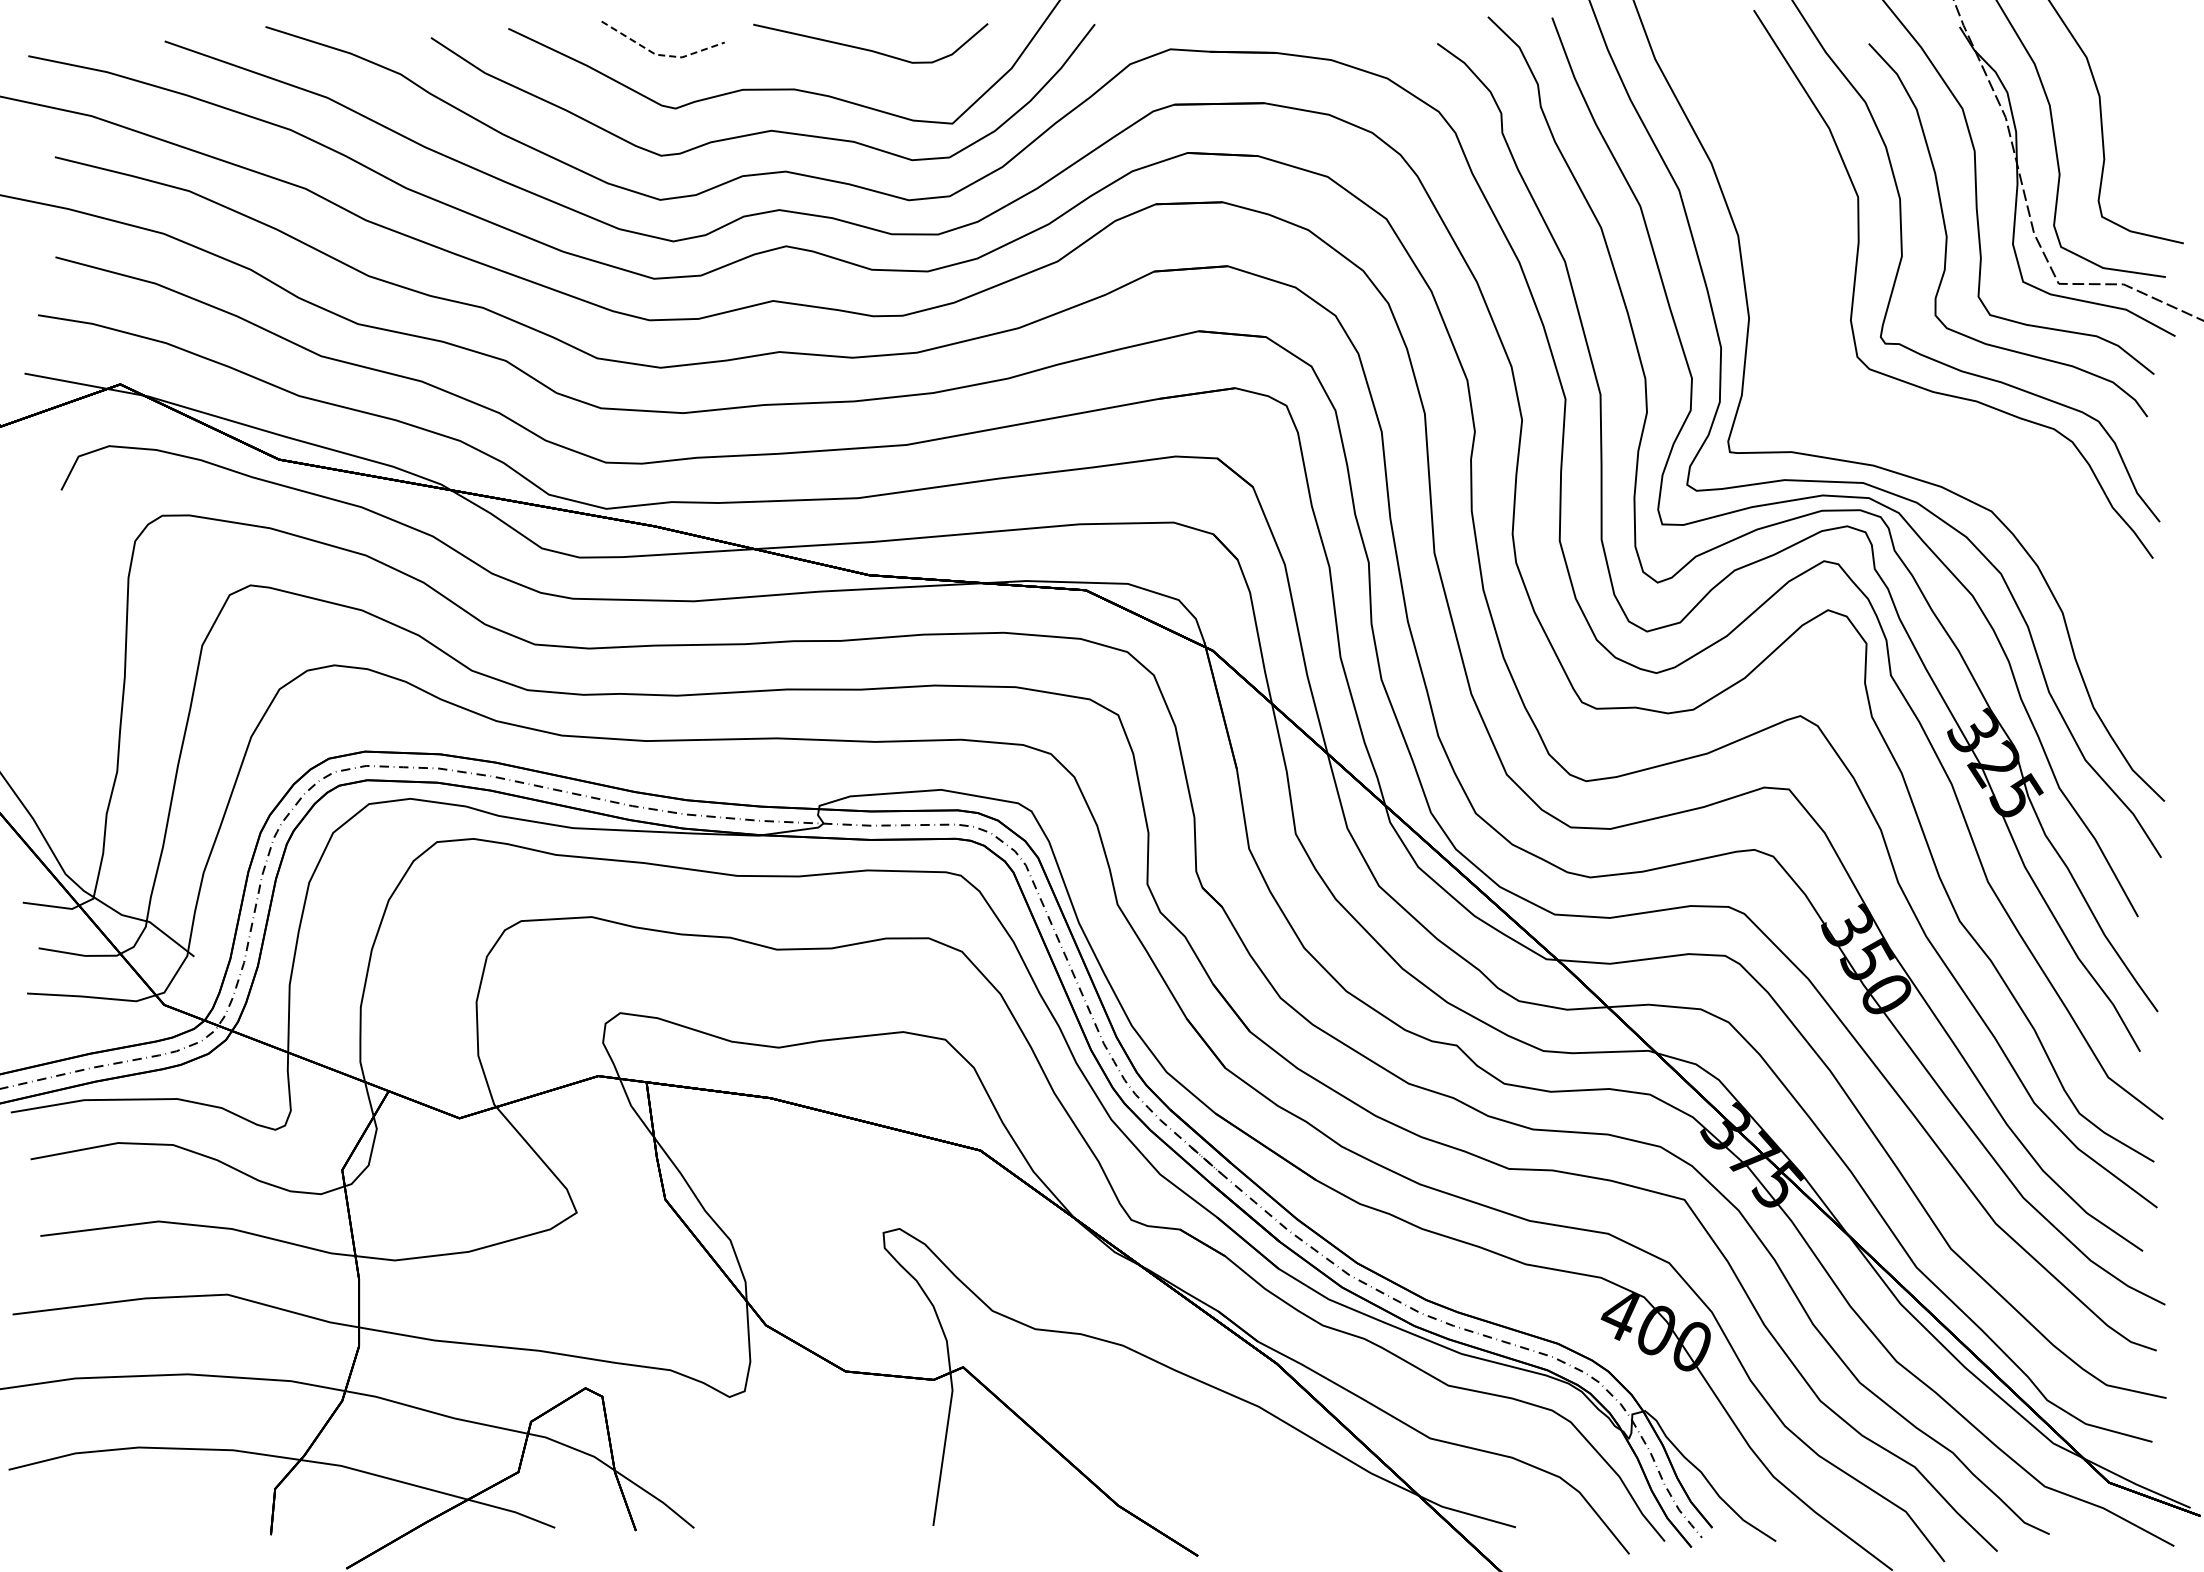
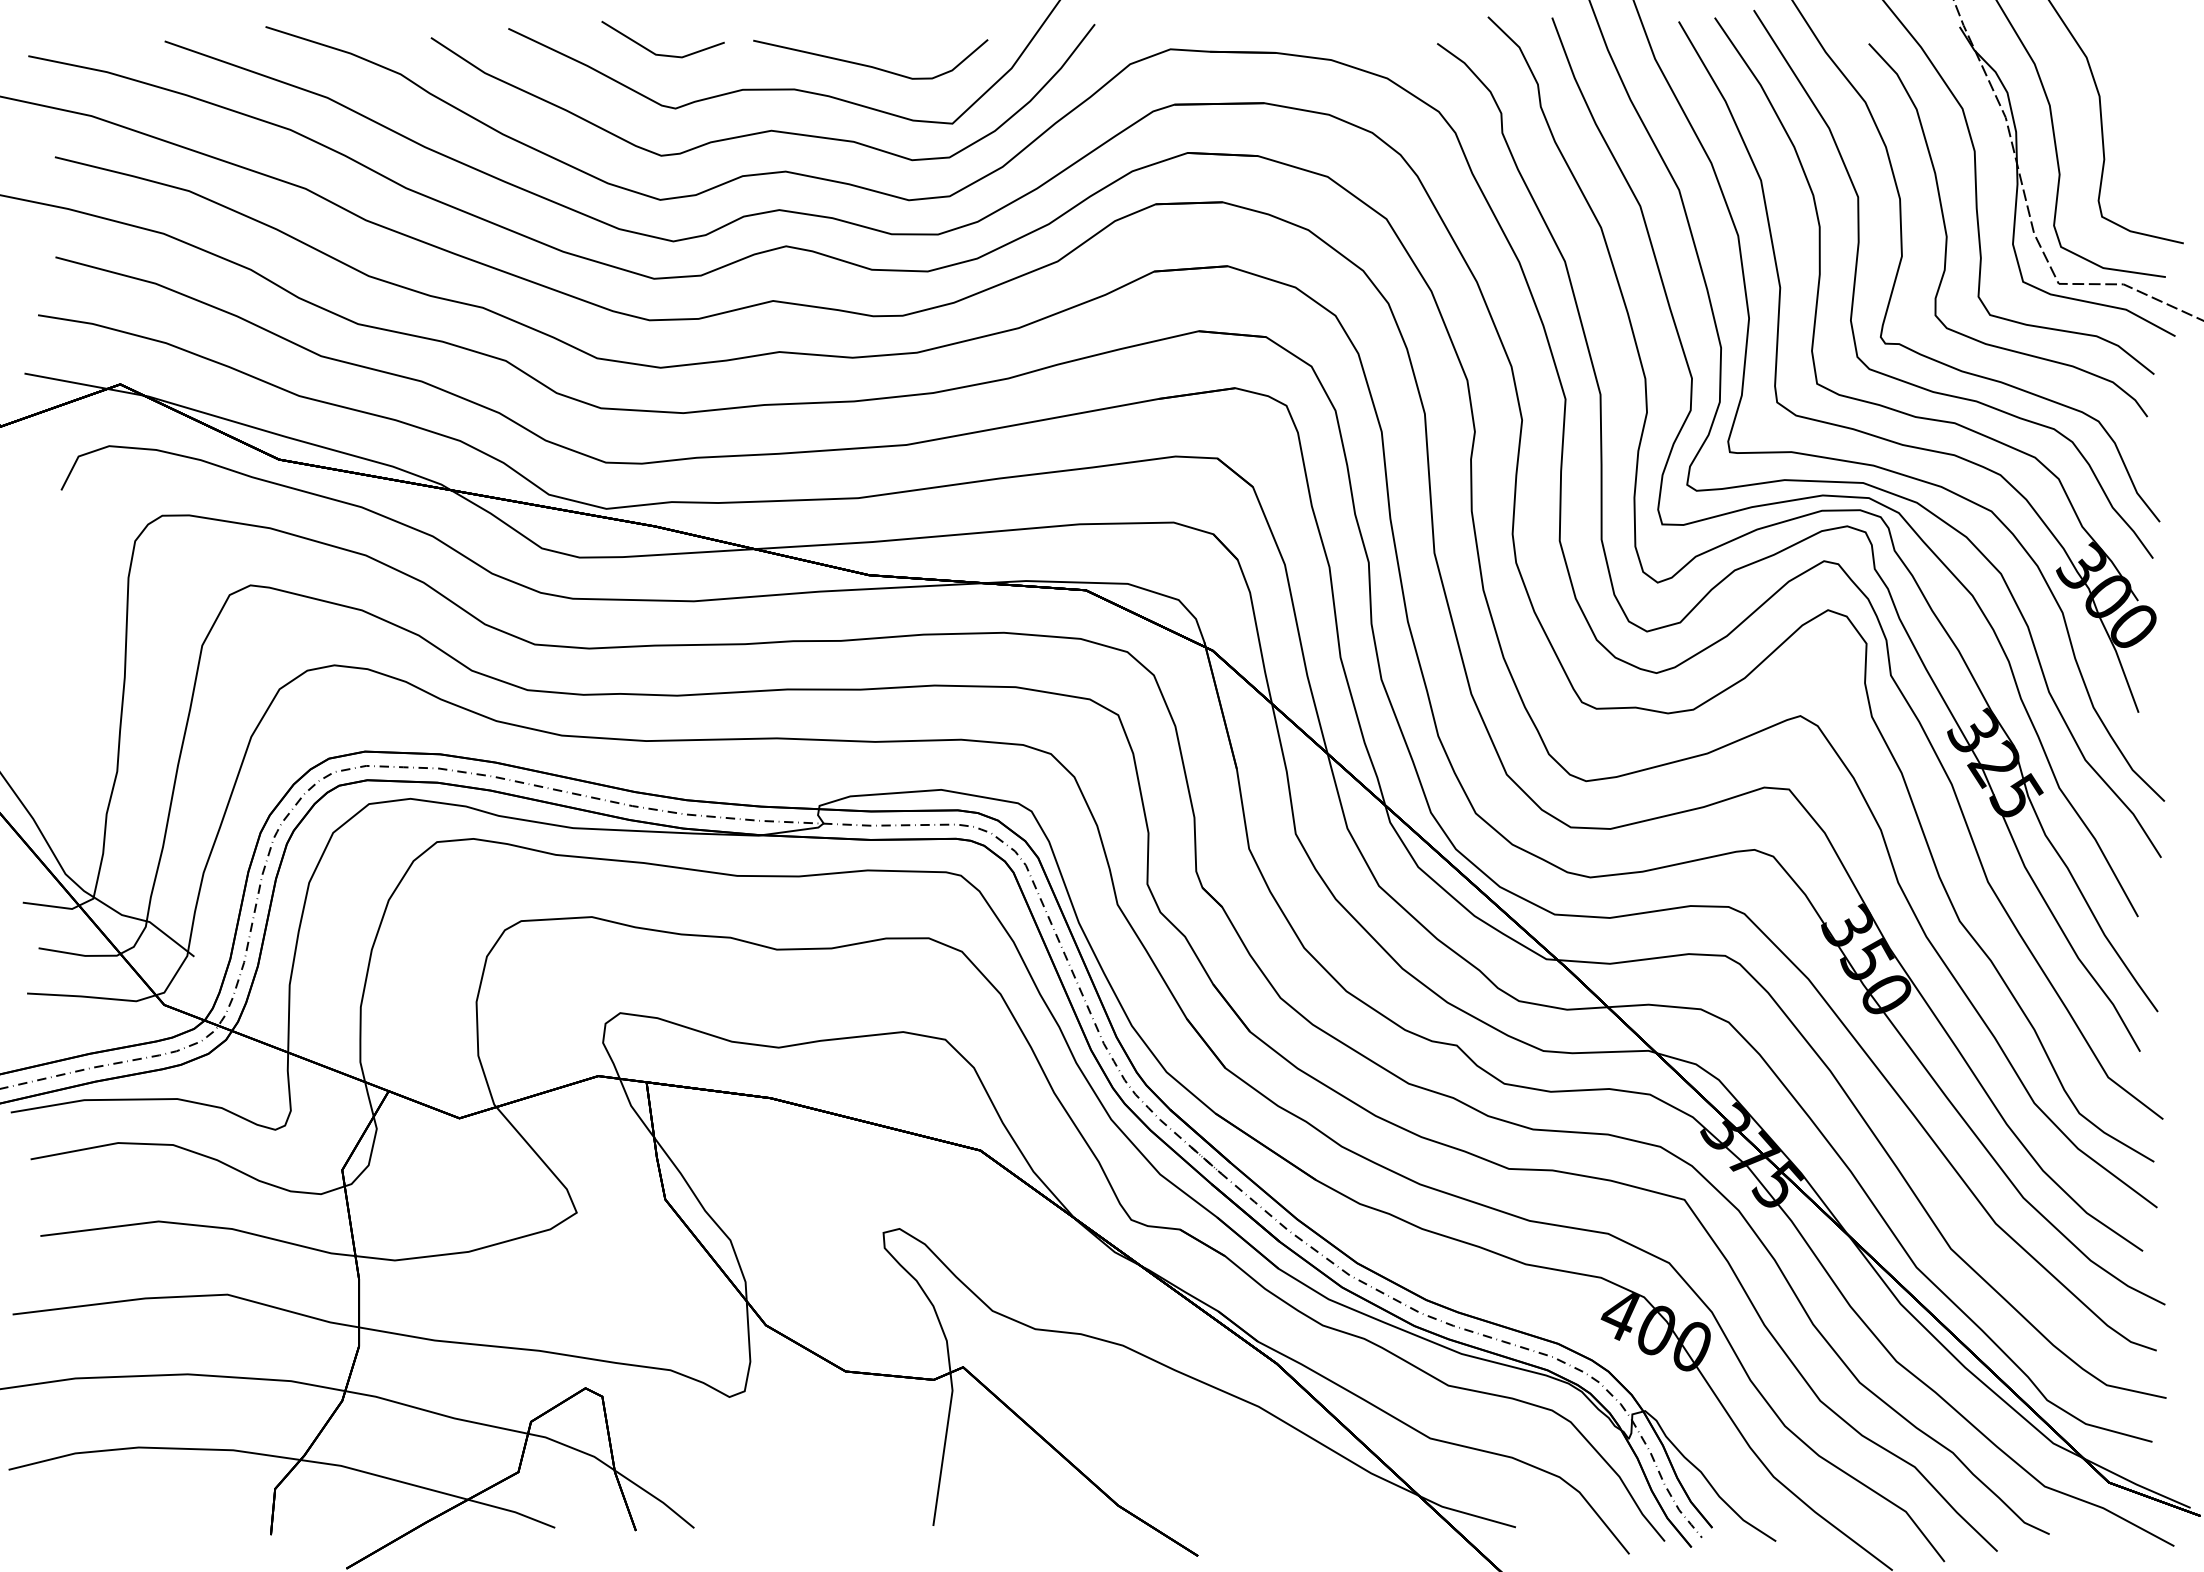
curve position: (870, 49) -> (870, 65) (870, 65)
line: dashed -> solid (660, 55)
part: none -> present (1902, 411)
